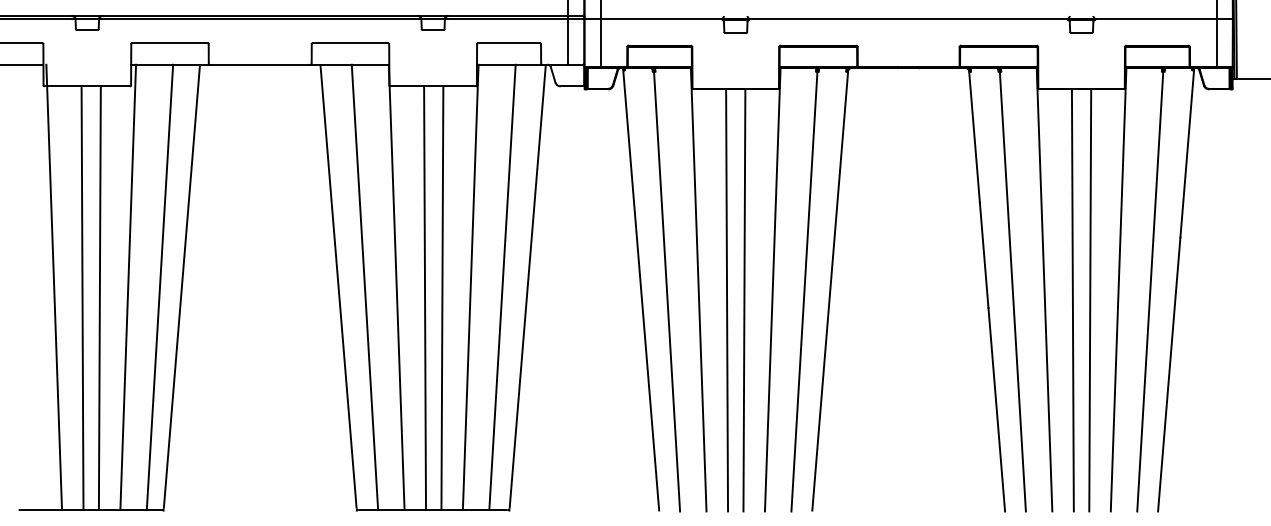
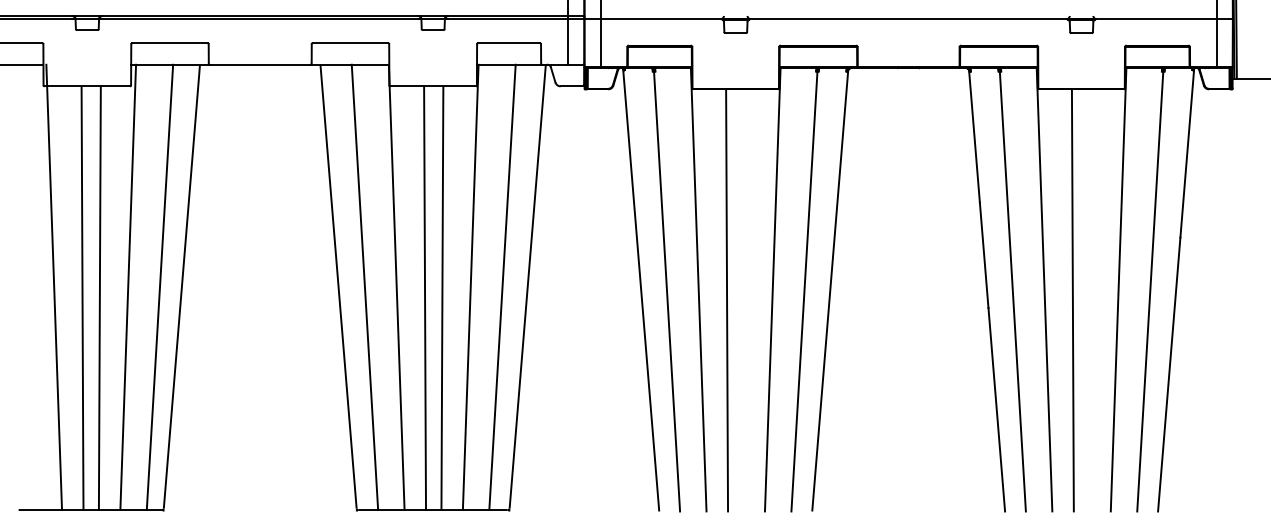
line: present -> none (744, 300)
line: present -> none (1090, 300)
